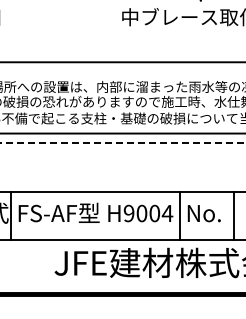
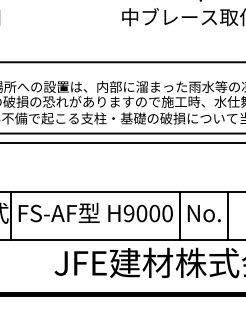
line: dashed -> solid (122, 143)
text: H9004 -> H9000 (167, 213)
line position: (234, 215) -> (228, 215) (228, 215)
